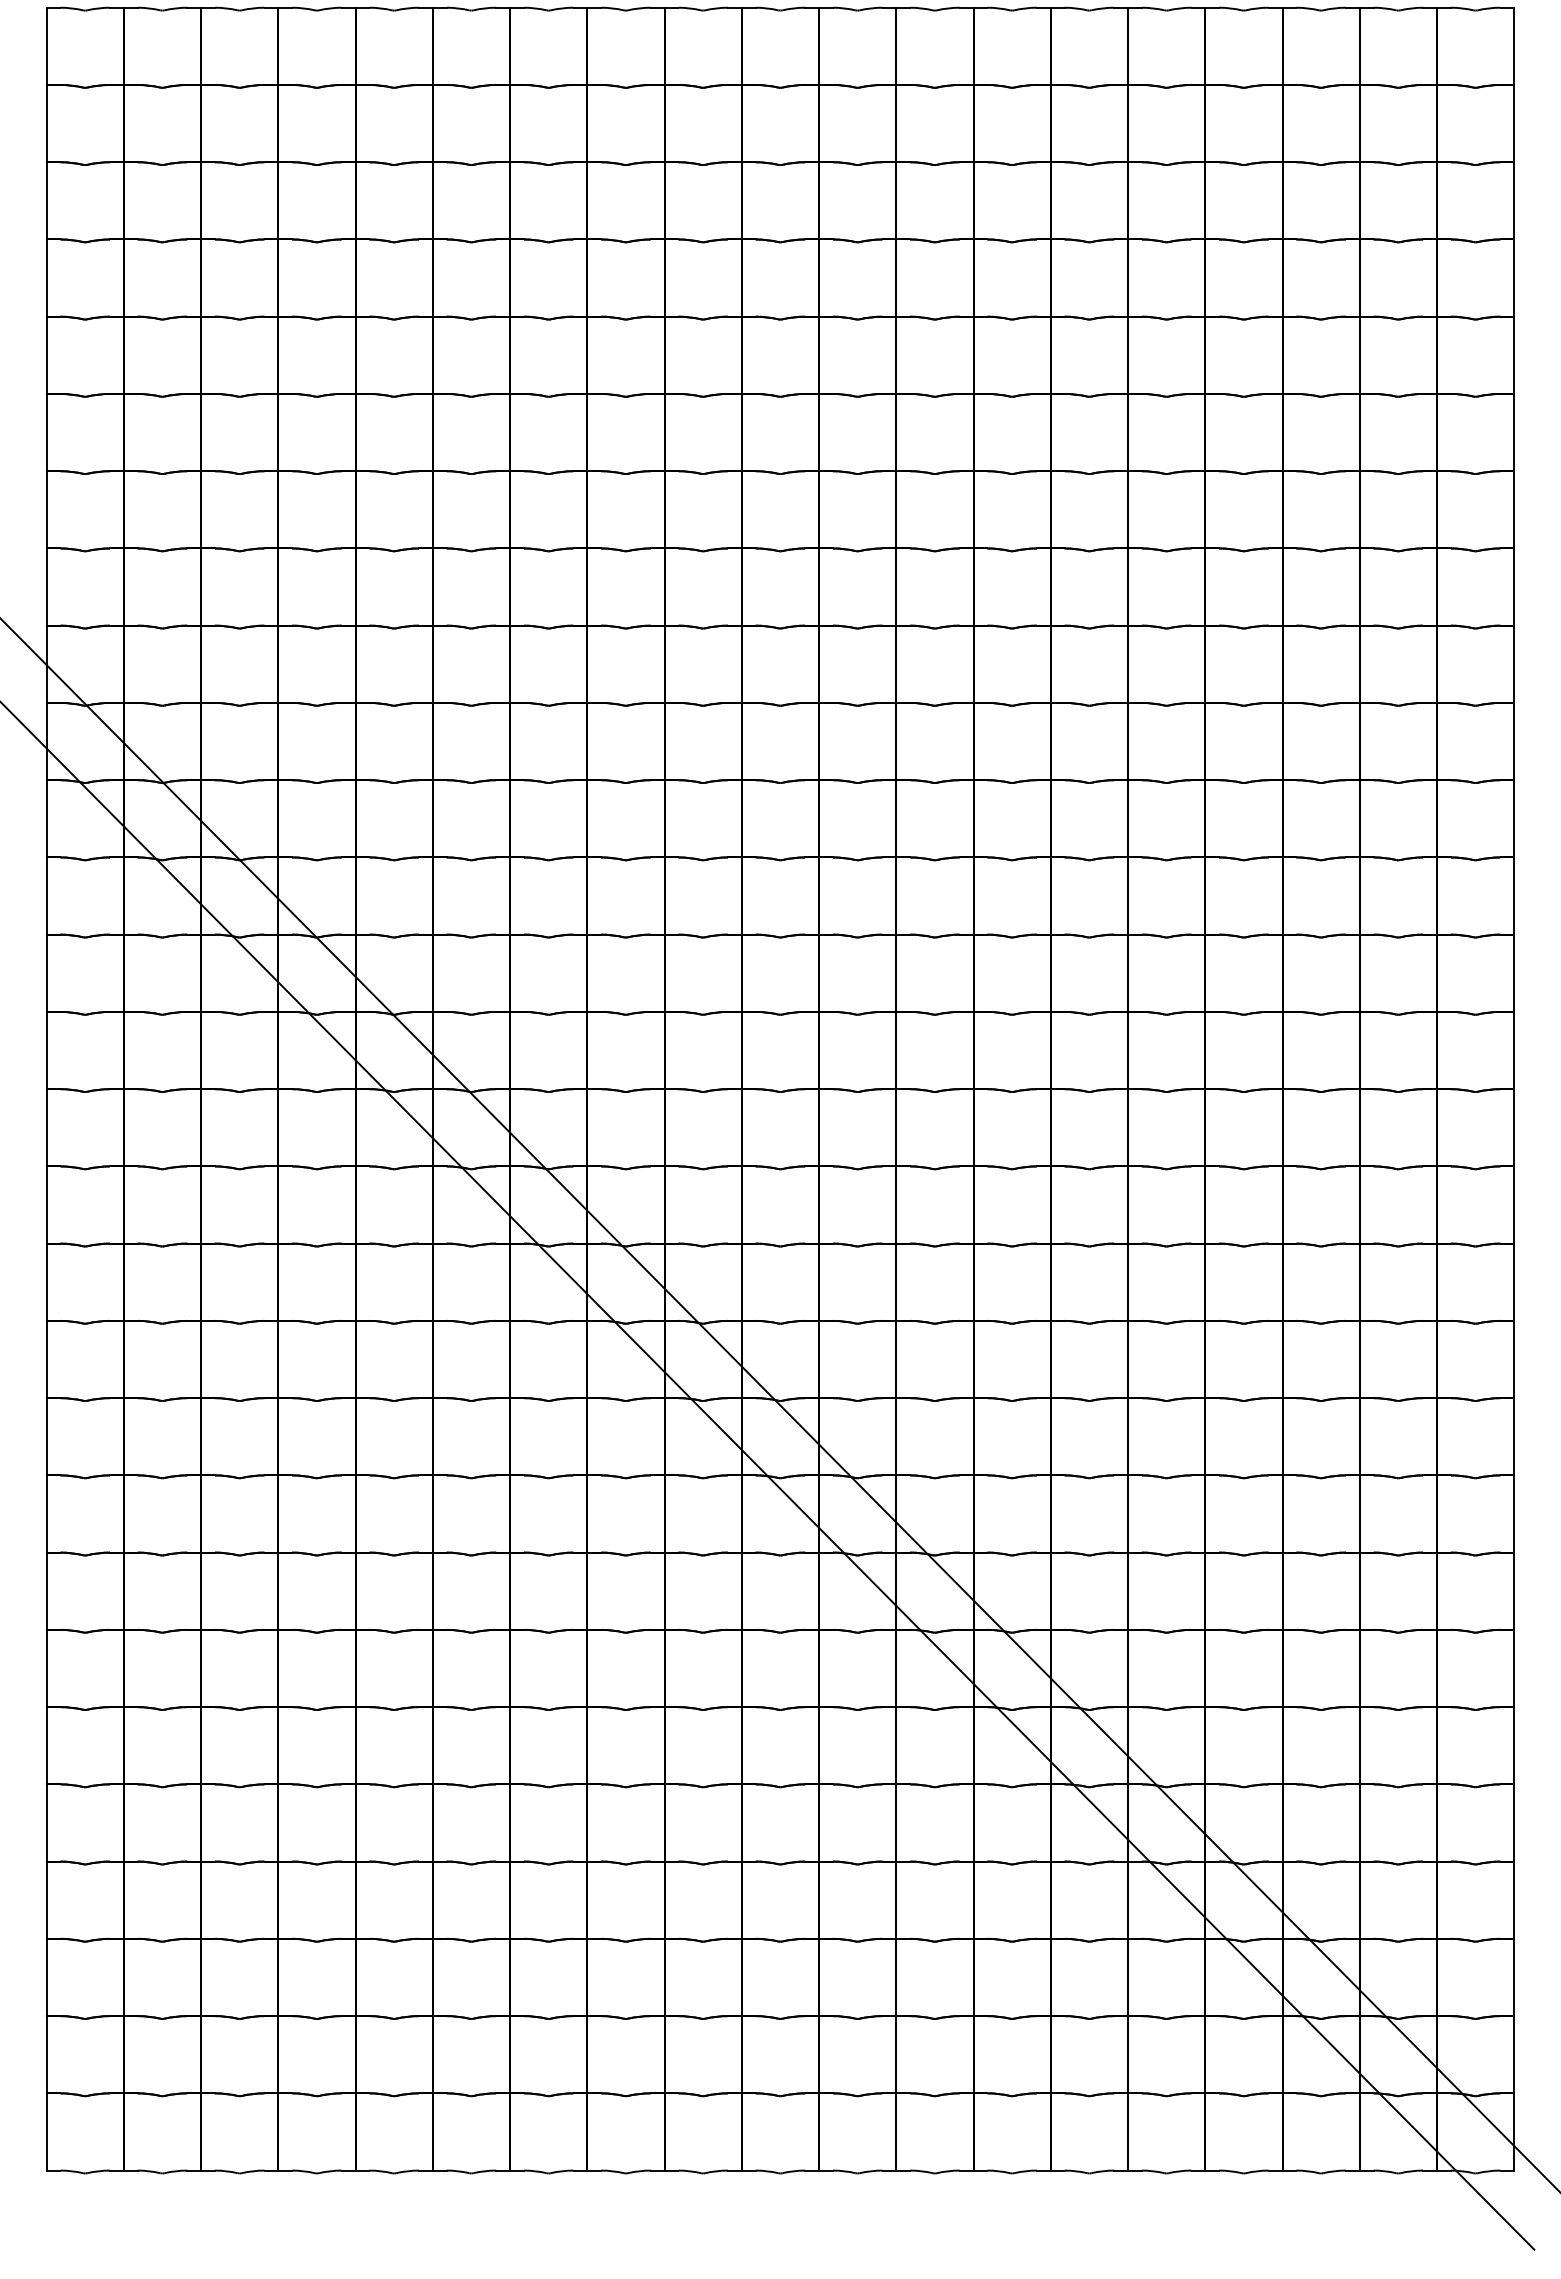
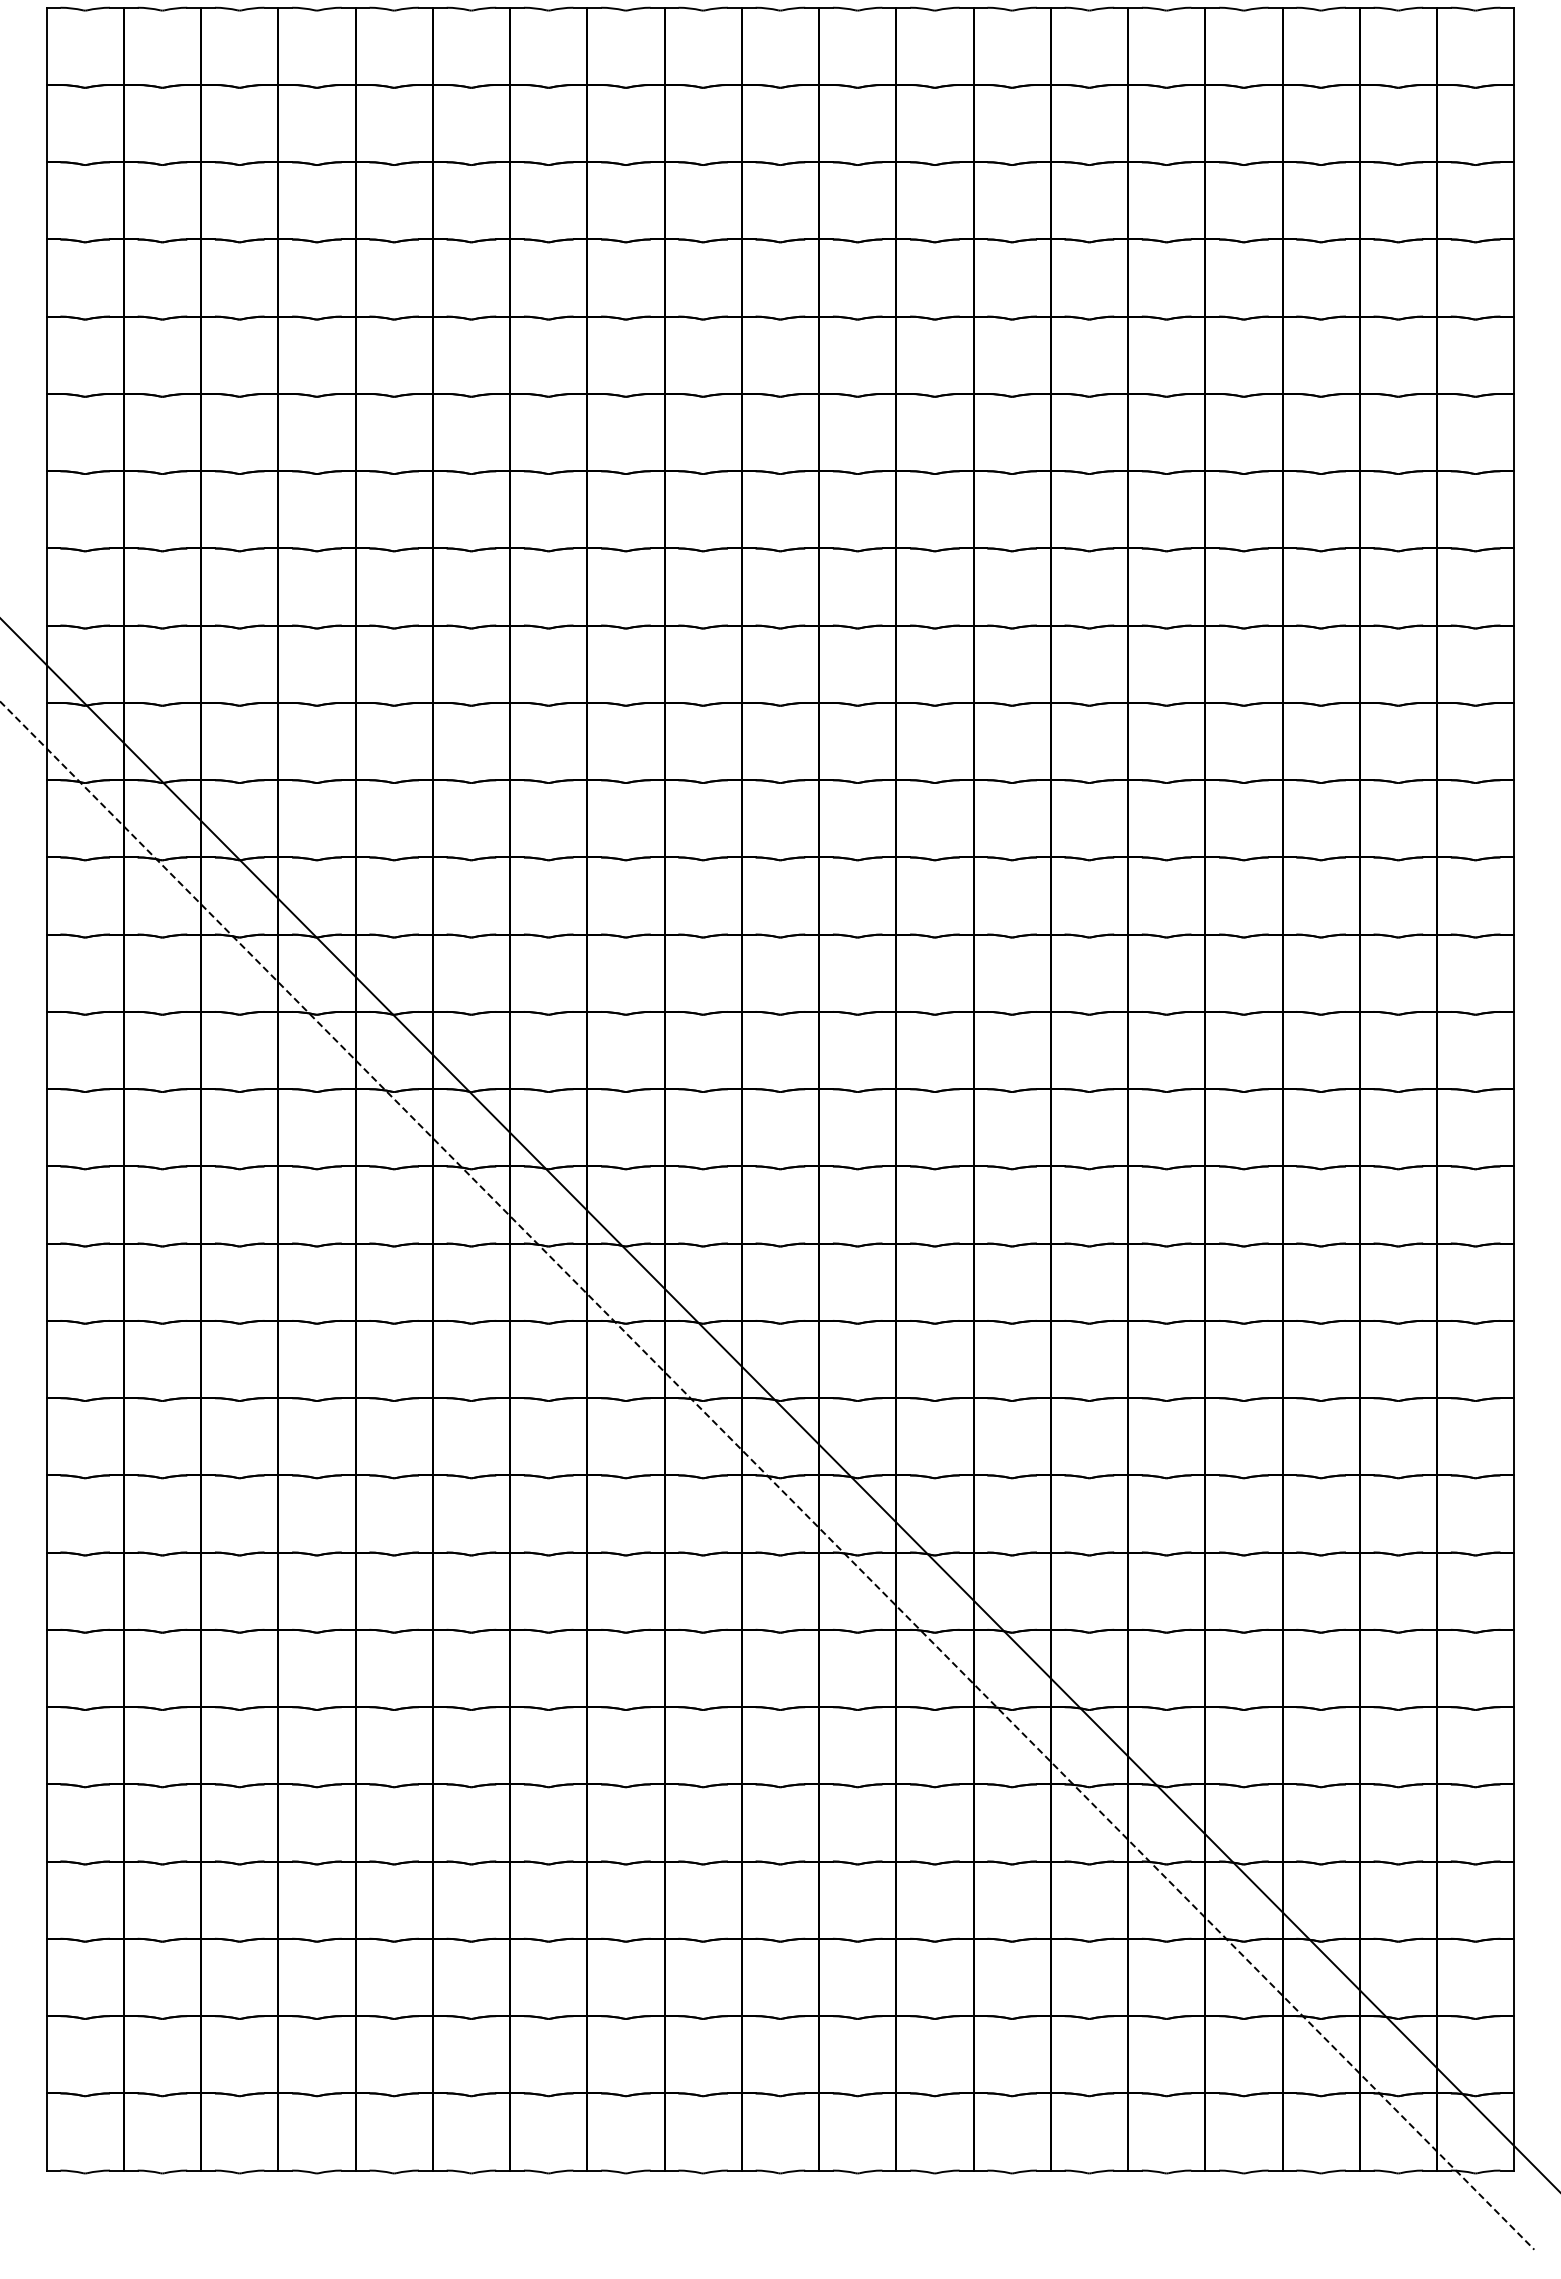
line: solid -> dashed (767, 1476)
